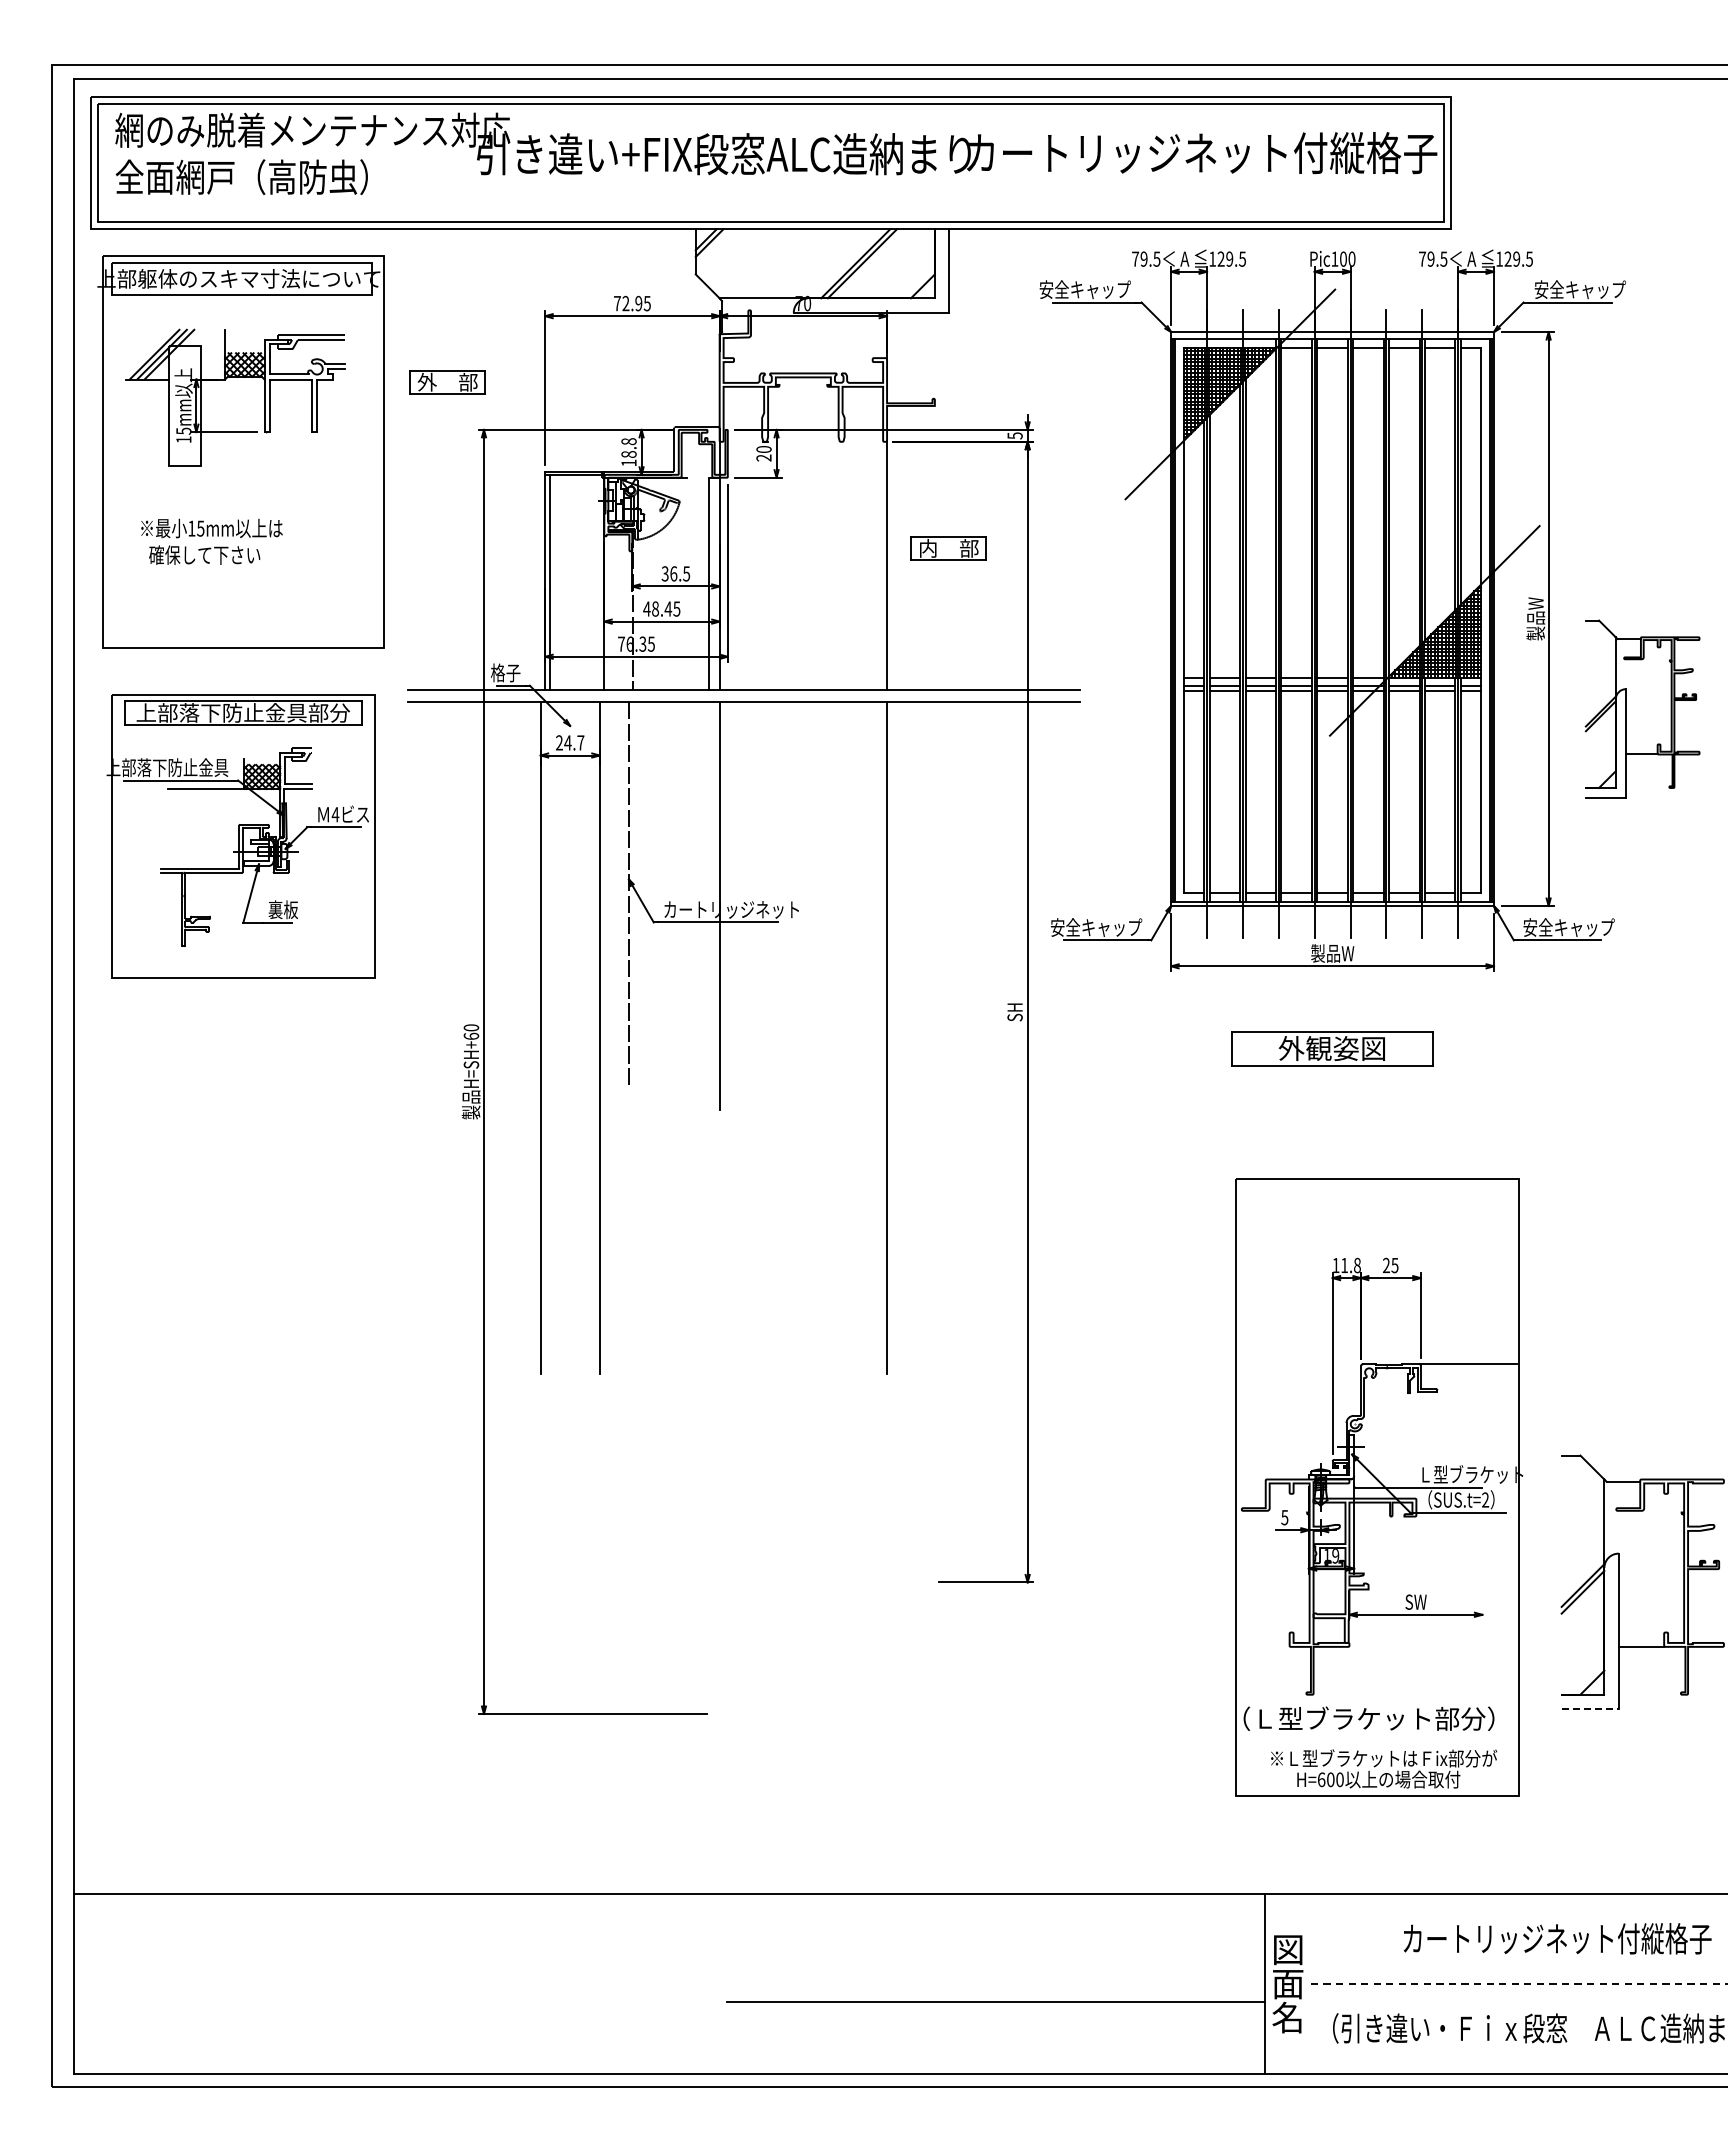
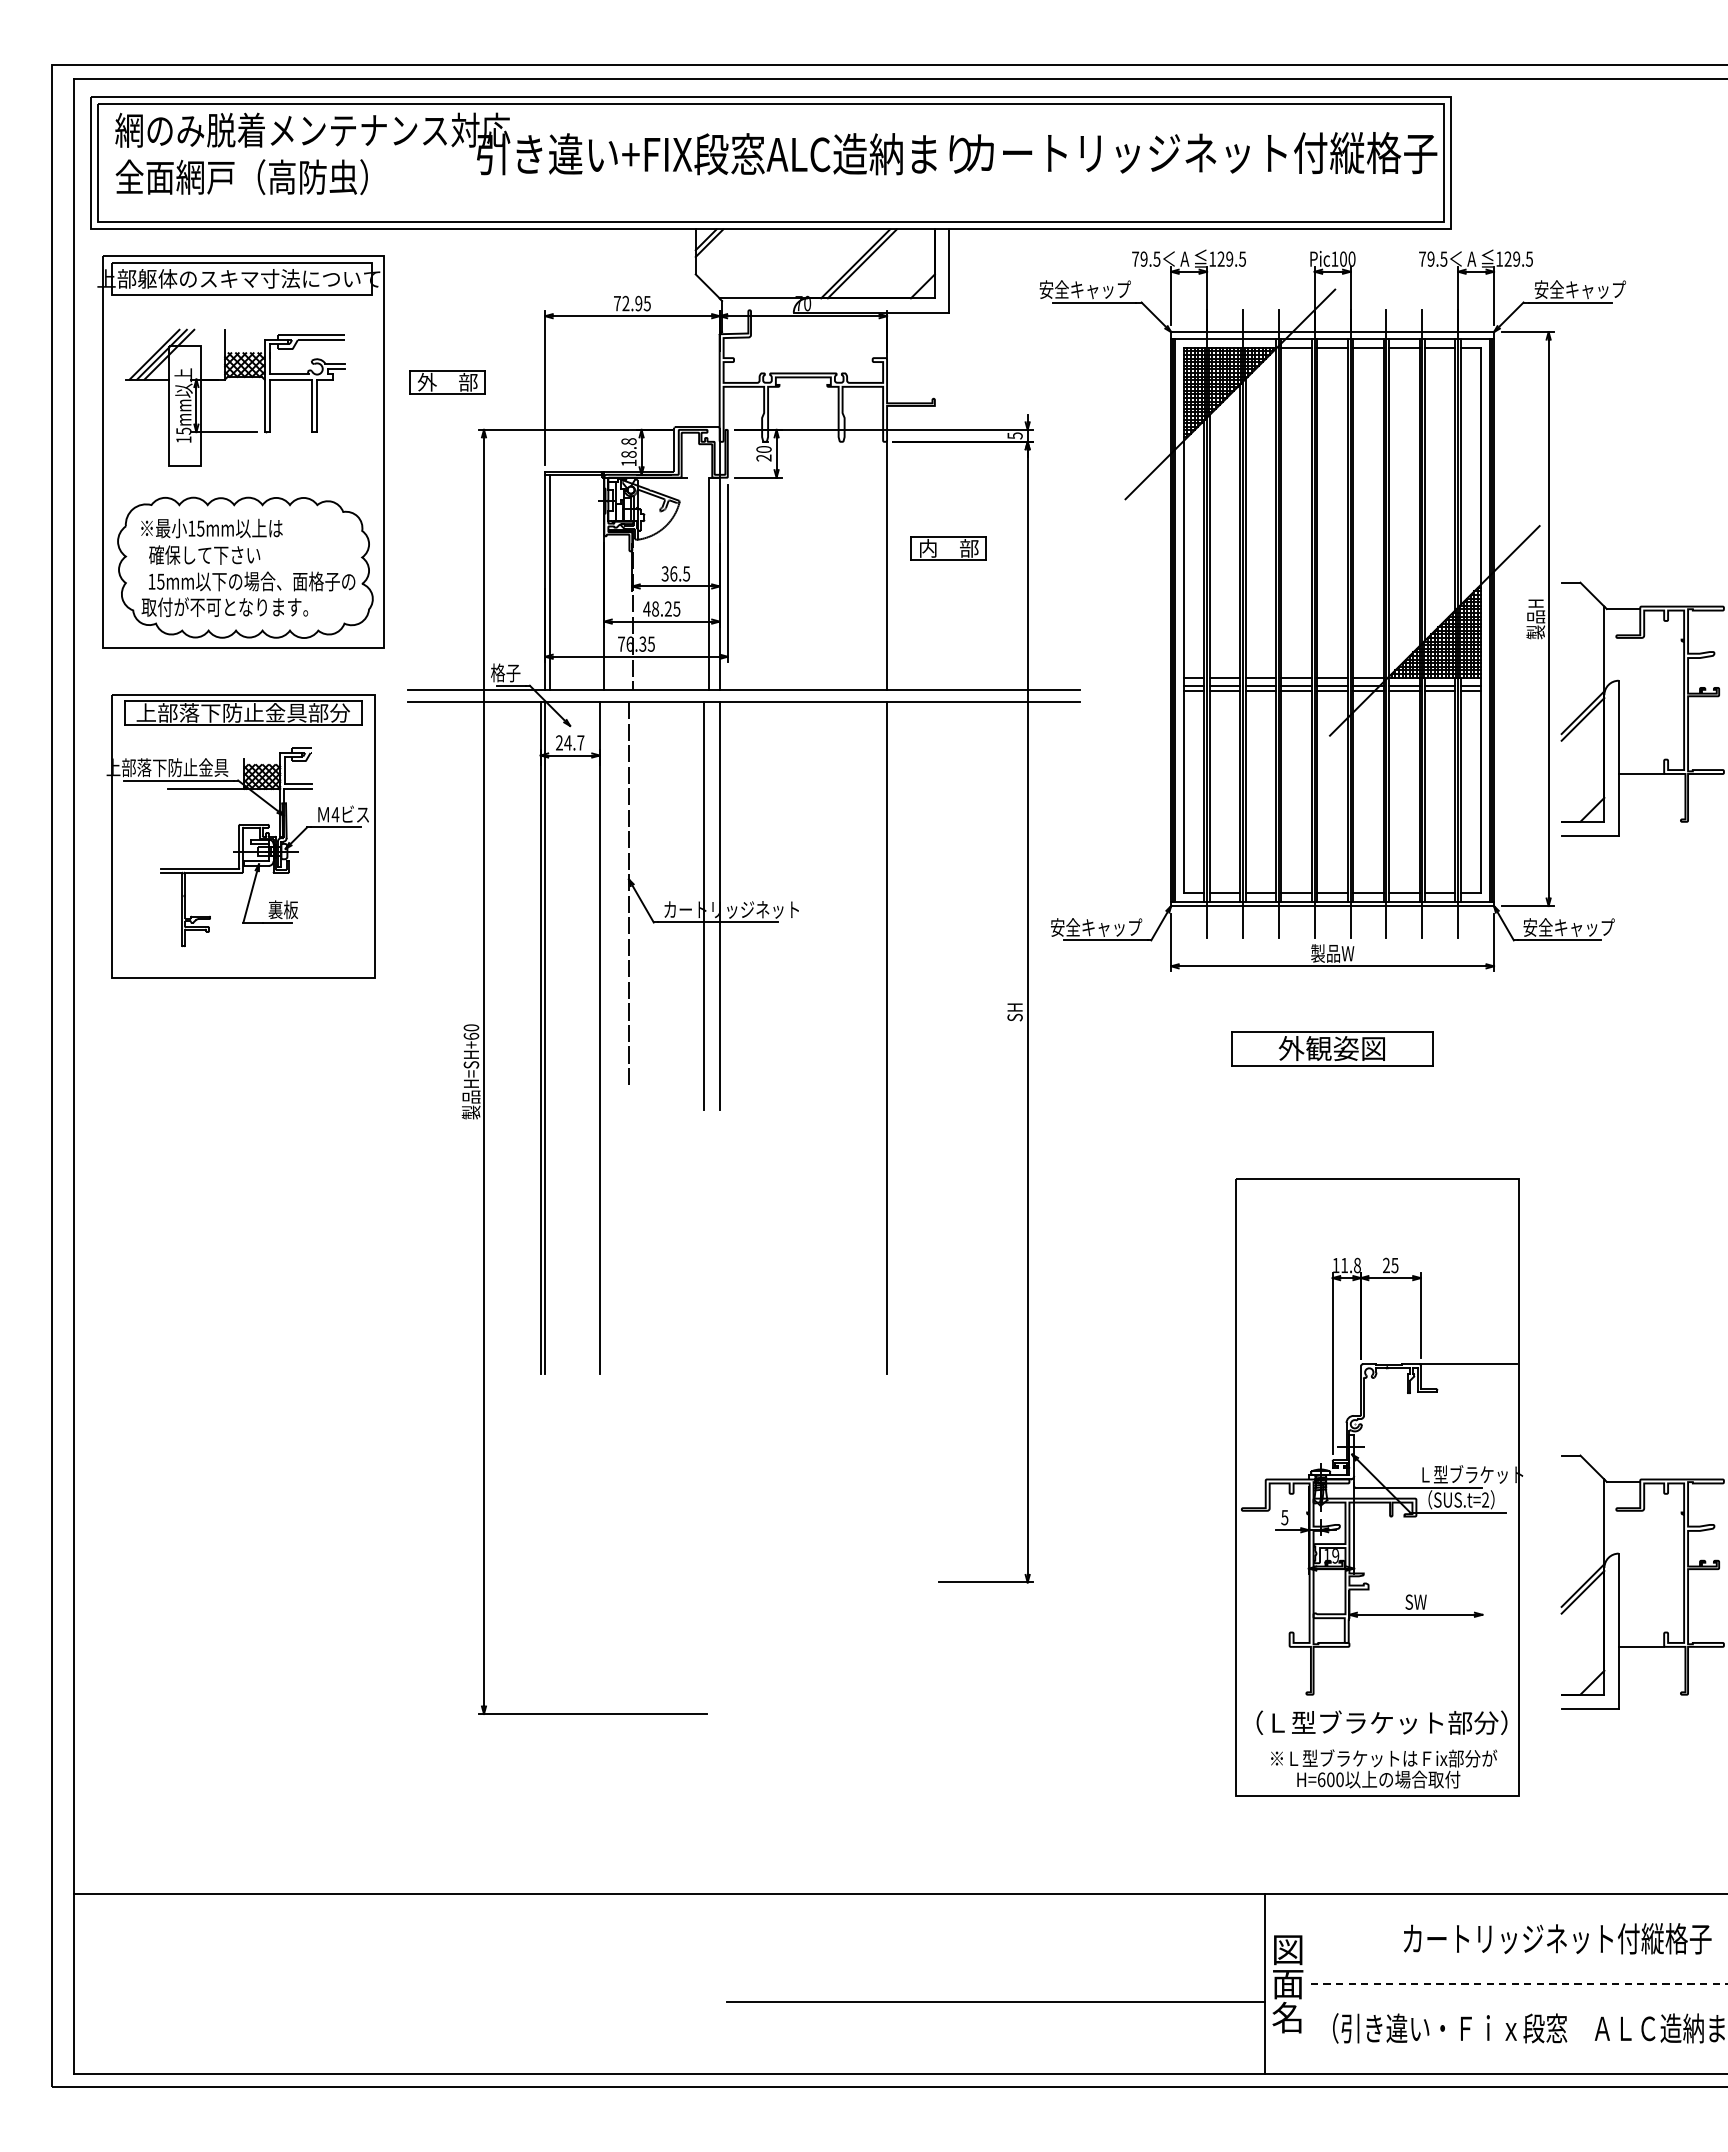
part: none -> present (245, 567)
text: 48.45 -> 48.25 (668, 608)
text: 製品W -> 製品H (1535, 618)
part size: 117x180 px -> 165x256 px (1642, 708)
line: none -> present (704, 905)
line: none -> present (545, 1037)
line: dashed -> solid (1590, 1709)
text position: (1368, 1718) -> (1381, 1722) (1381, 1722)
